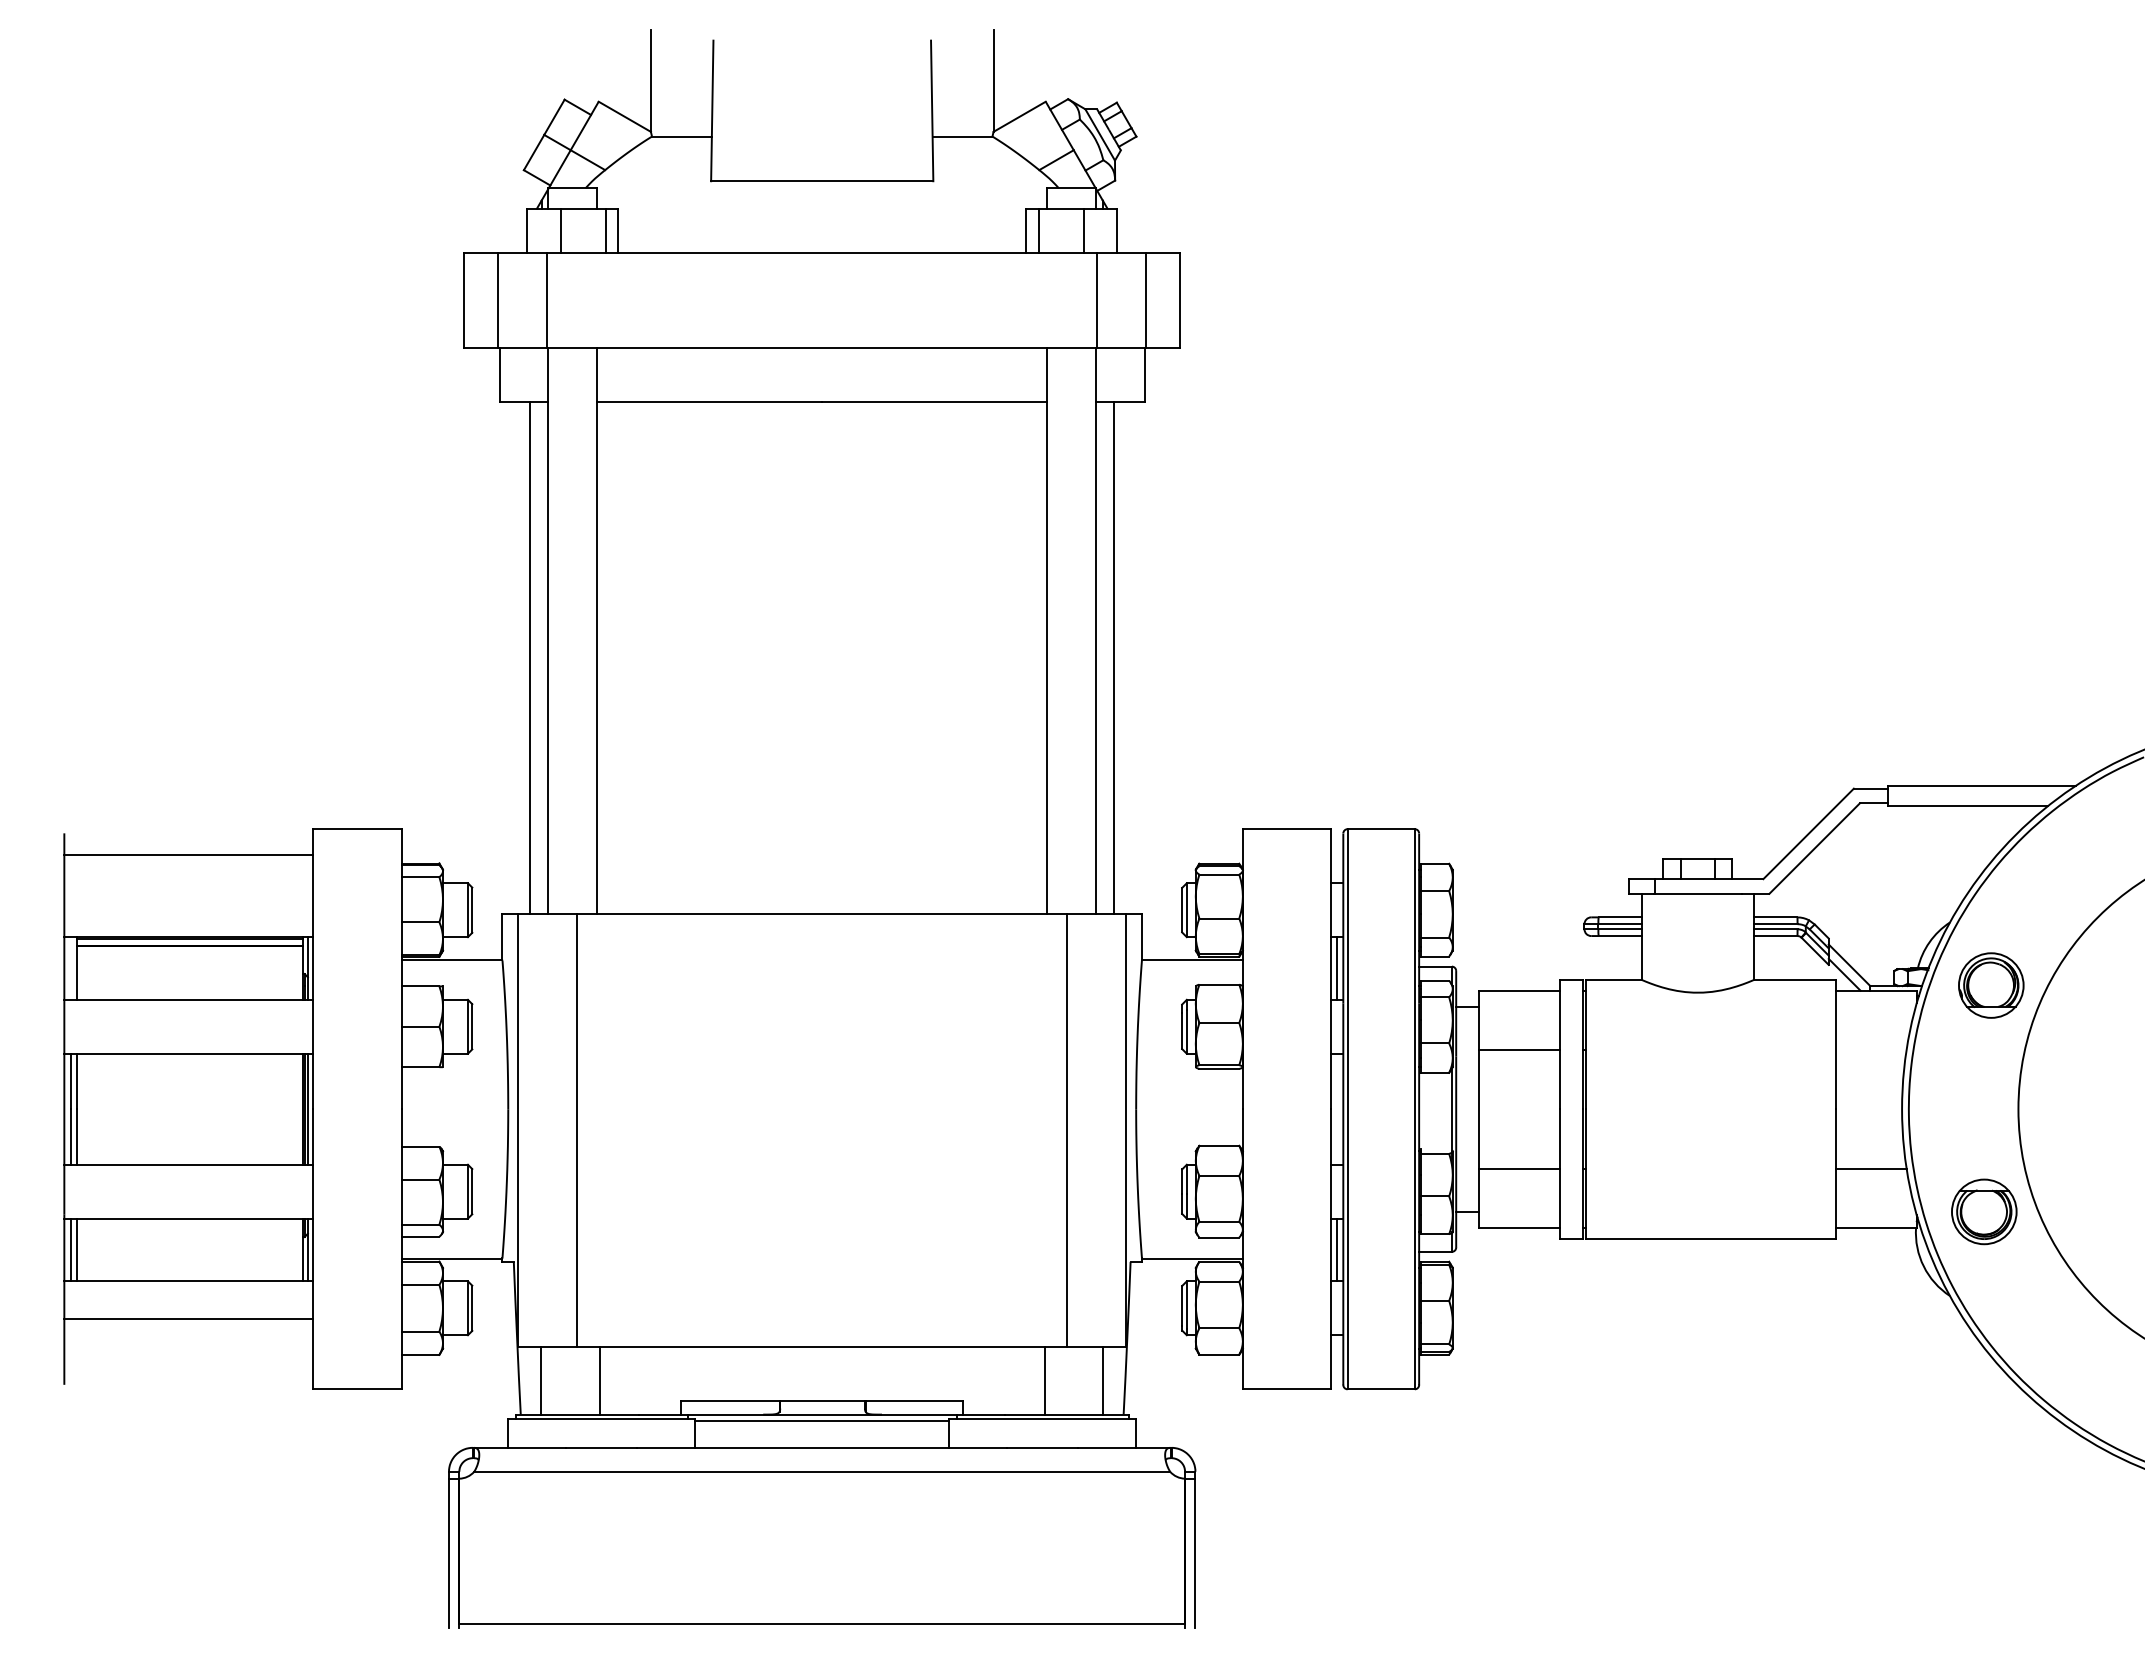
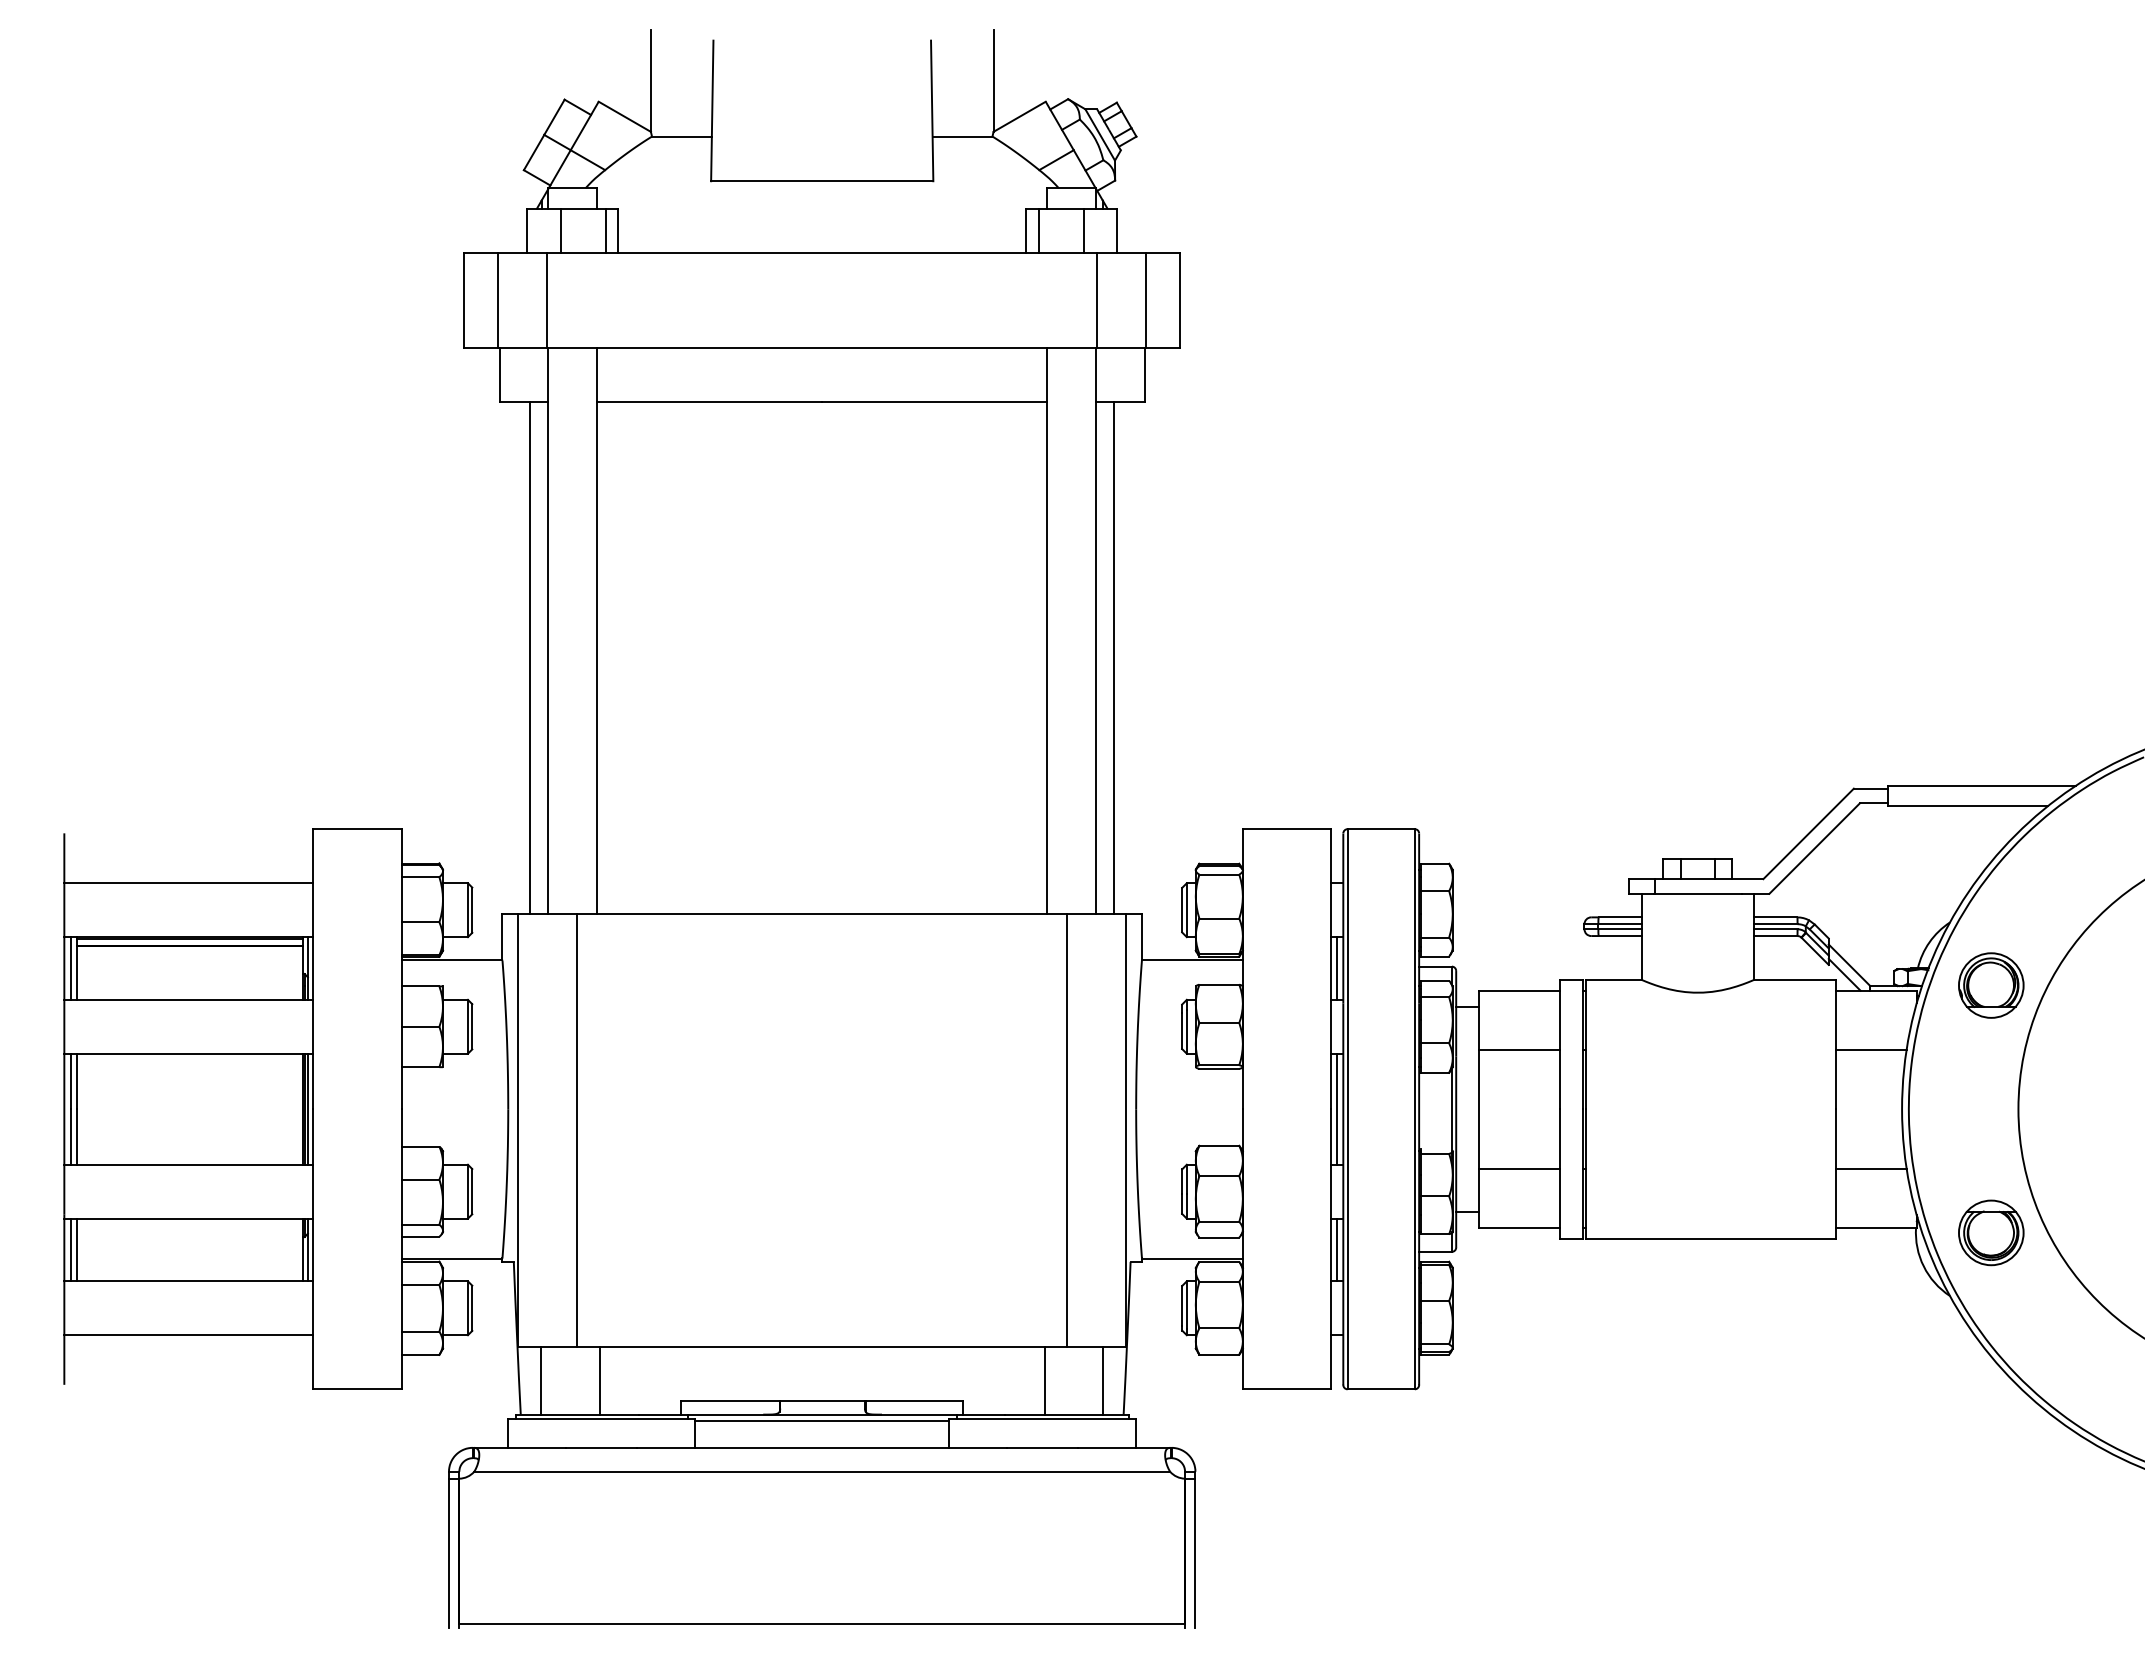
line position: (188, 855) -> (188, 883) (188, 883)
line: none -> present (71, 968)
line: none -> present (1870, 1049)
line: none -> present (1336, 1108)
part position: (1984, 1211) -> (1991, 1232) (1991, 1232)
line position: (188, 1319) -> (188, 1335) (188, 1335)
